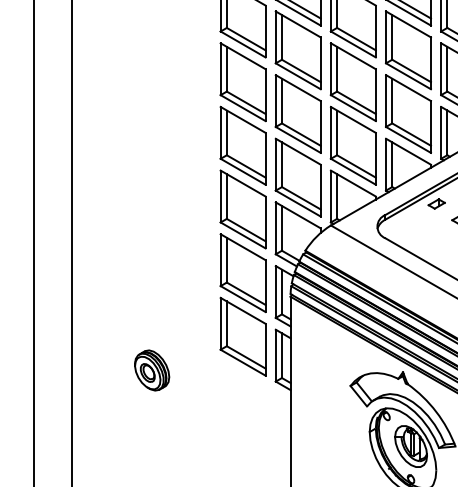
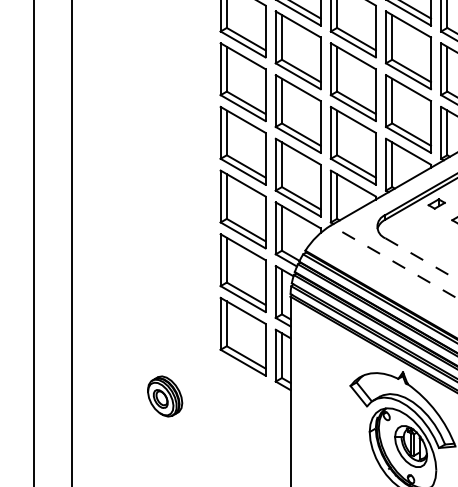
line: solid -> dashed (421, 259)
line: solid -> dashed (394, 261)
part position: (152, 370) -> (165, 396) (165, 396)
